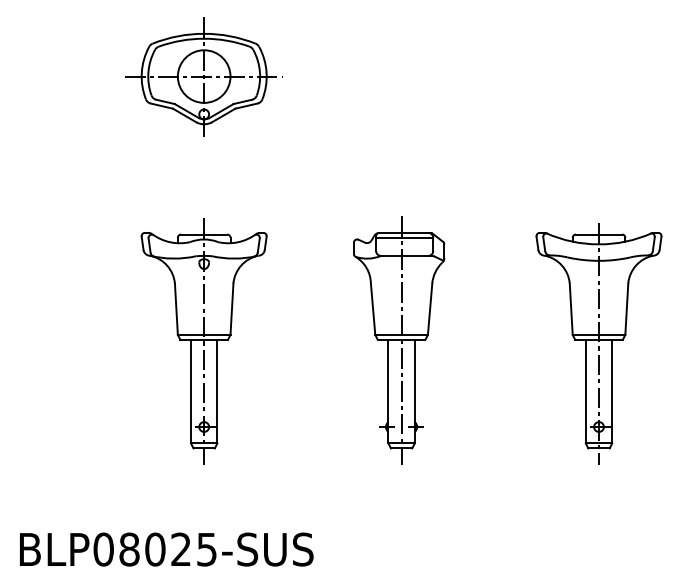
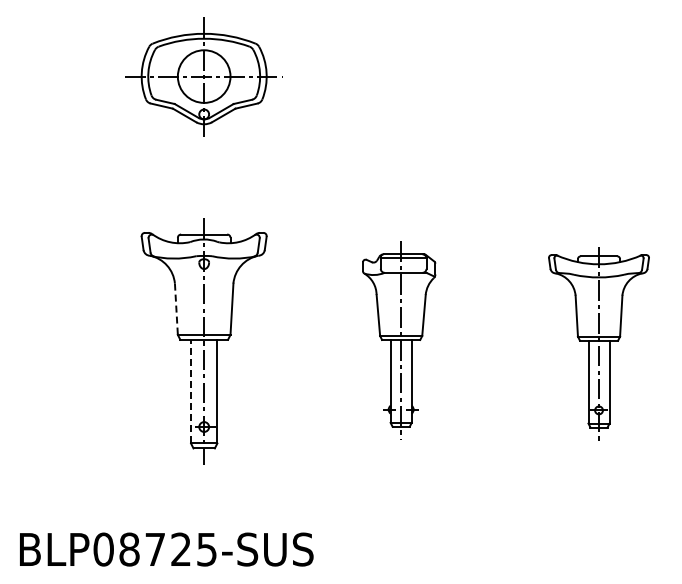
line: solid -> dashed (176, 309)
part size: 93x249 px -> 75x199 px (399, 340)
part size: 128x242 px -> 102x194 px (598, 343)
line: solid -> dashed (191, 391)
text: BLP08025-SUS -> BLP08725-SUS (155, 549)
